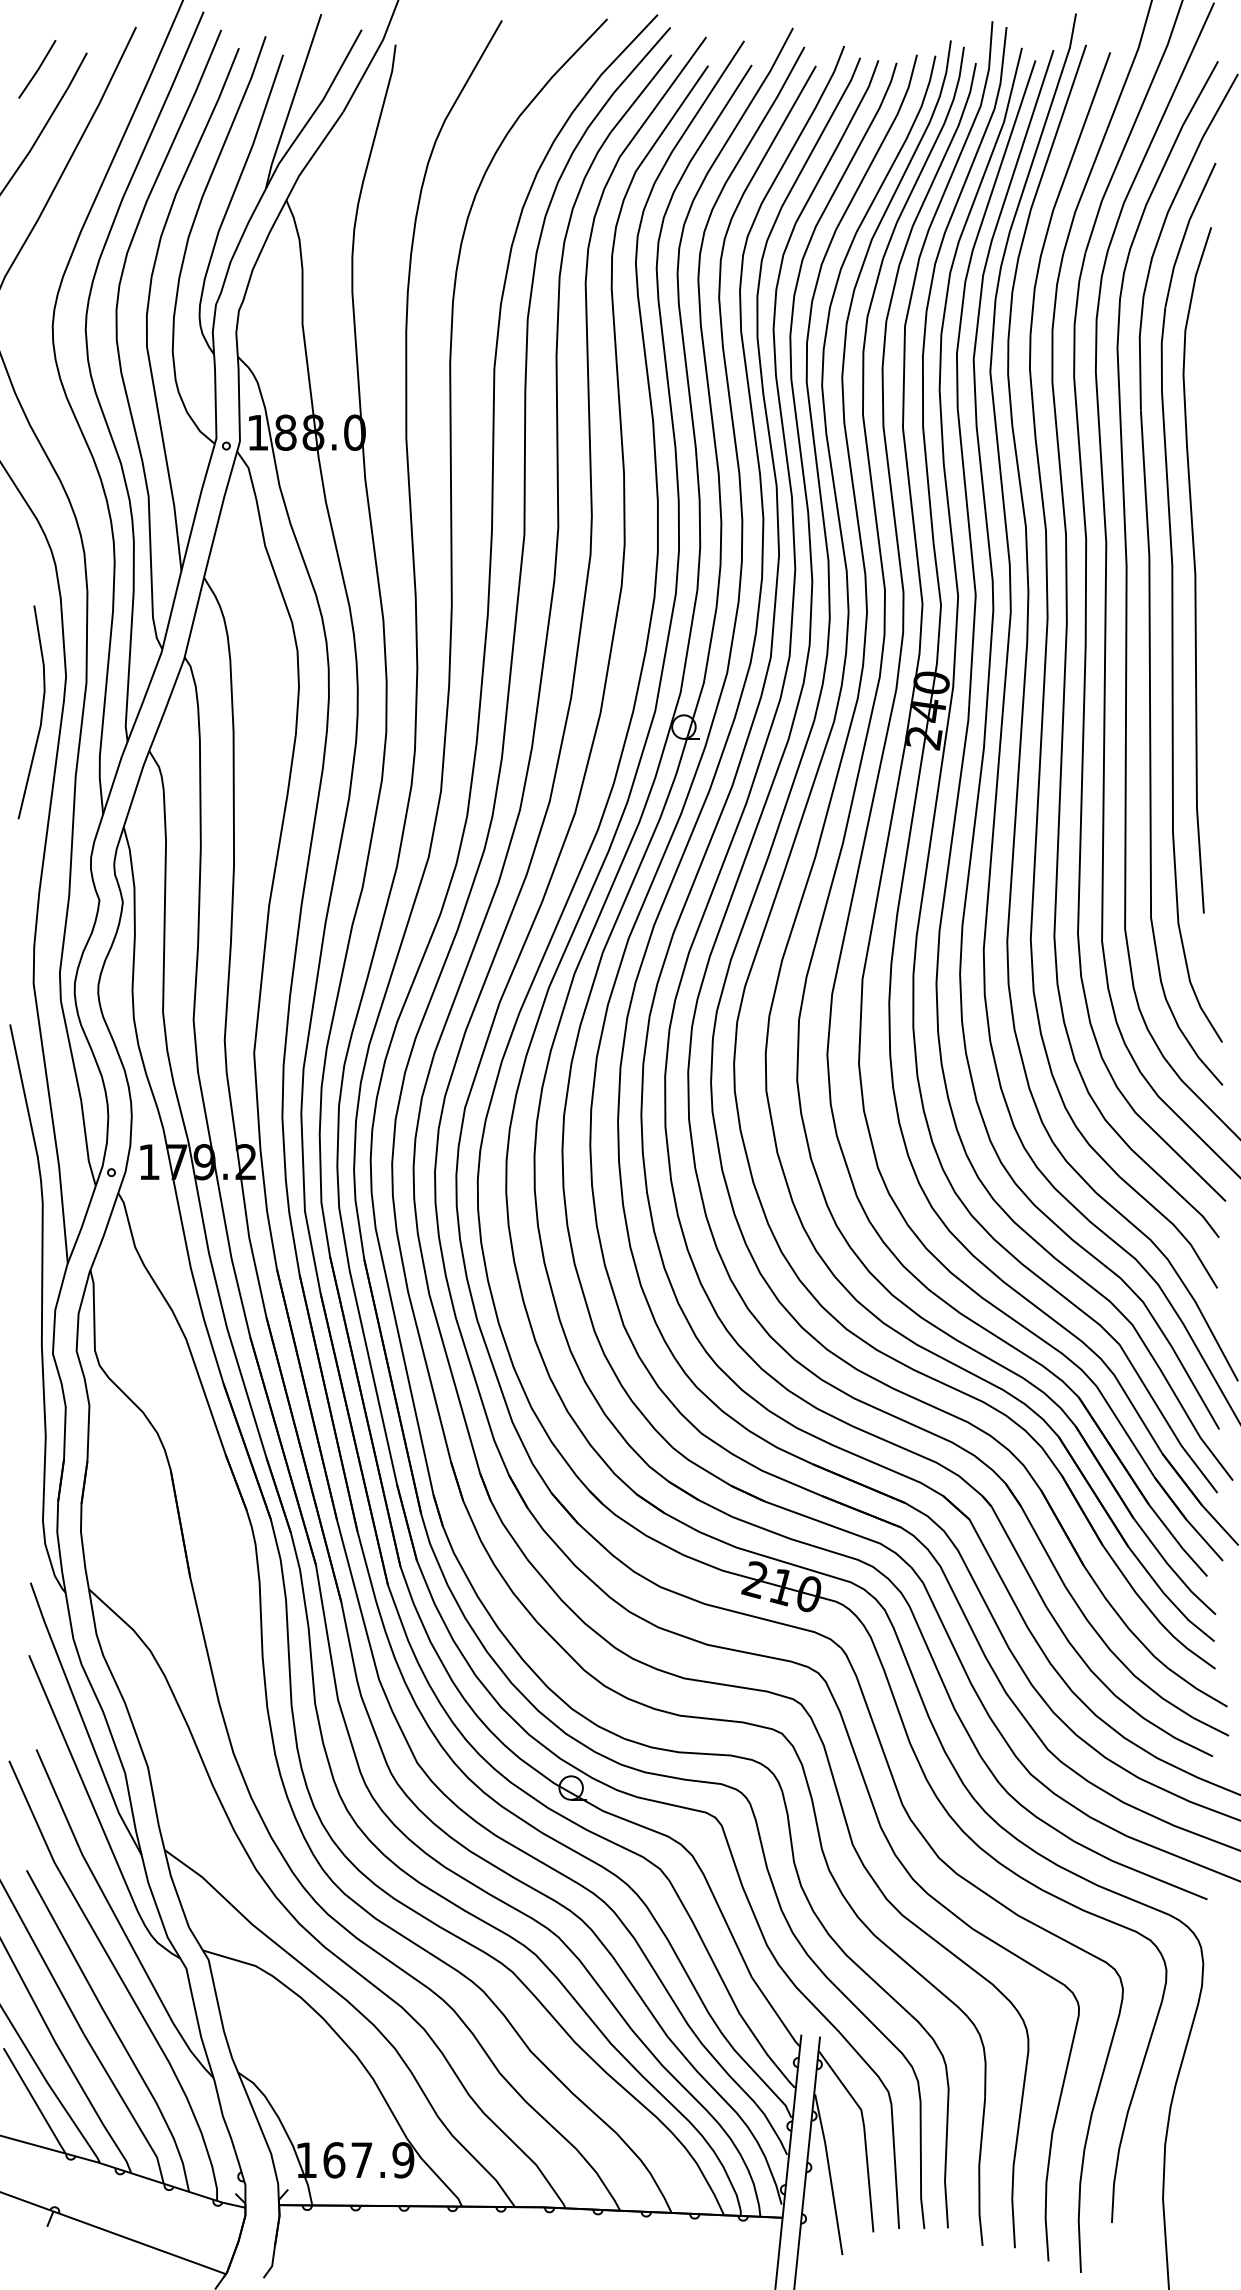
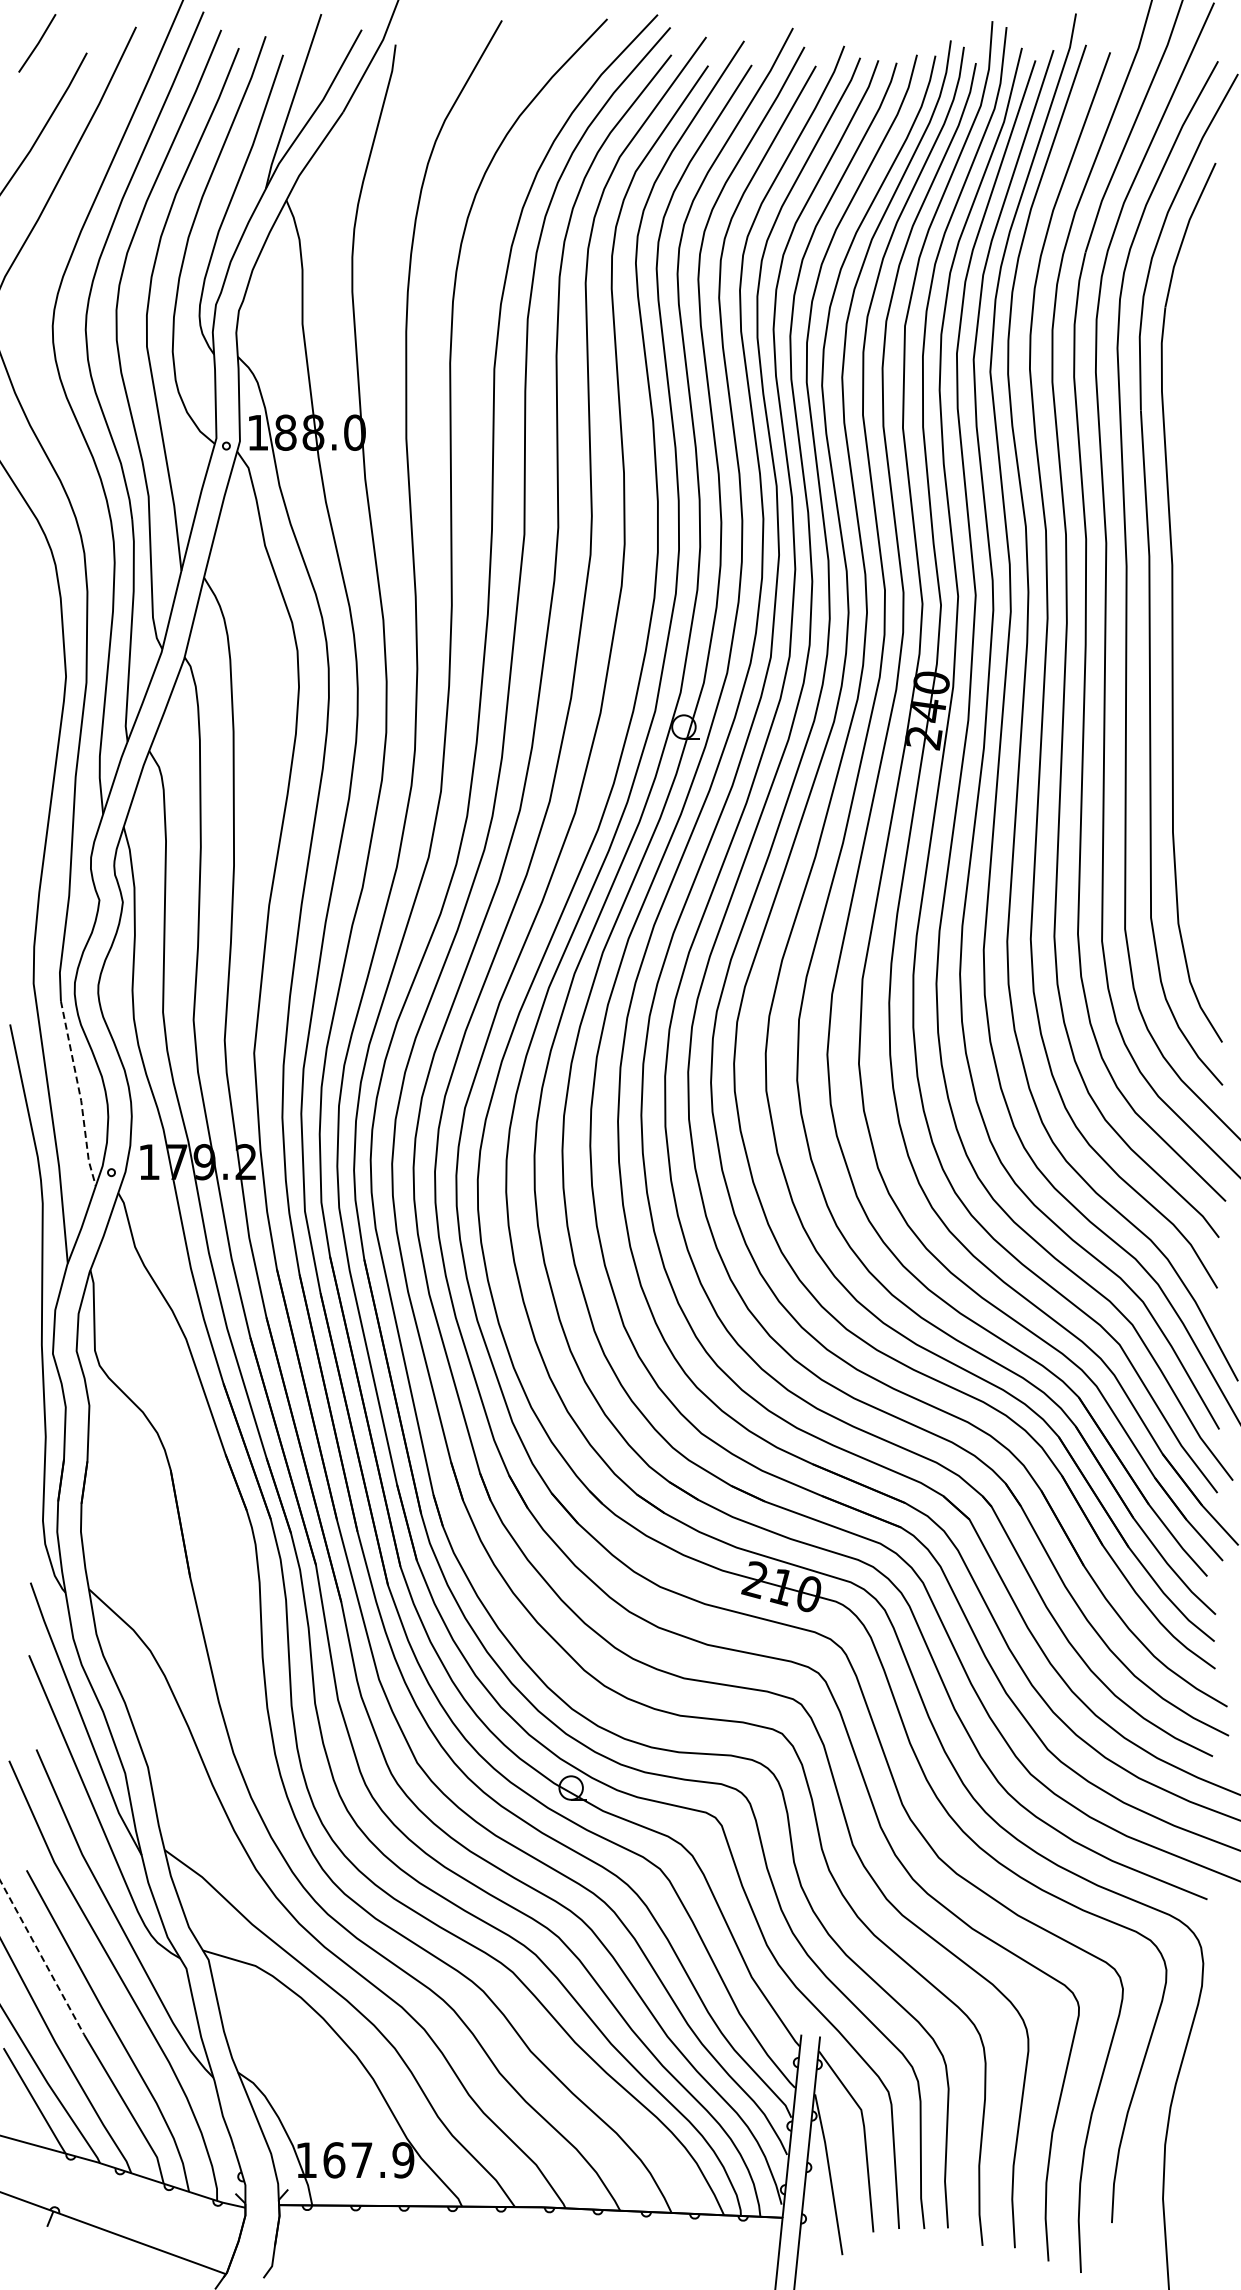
line position: (37, 69) -> (37, 43) (37, 43)
curve: present -> none (1195, 570)
line: present -> none (40, 716)
line: solid -> dashed (80, 1094)
line: solid -> dashed (42, 1958)
